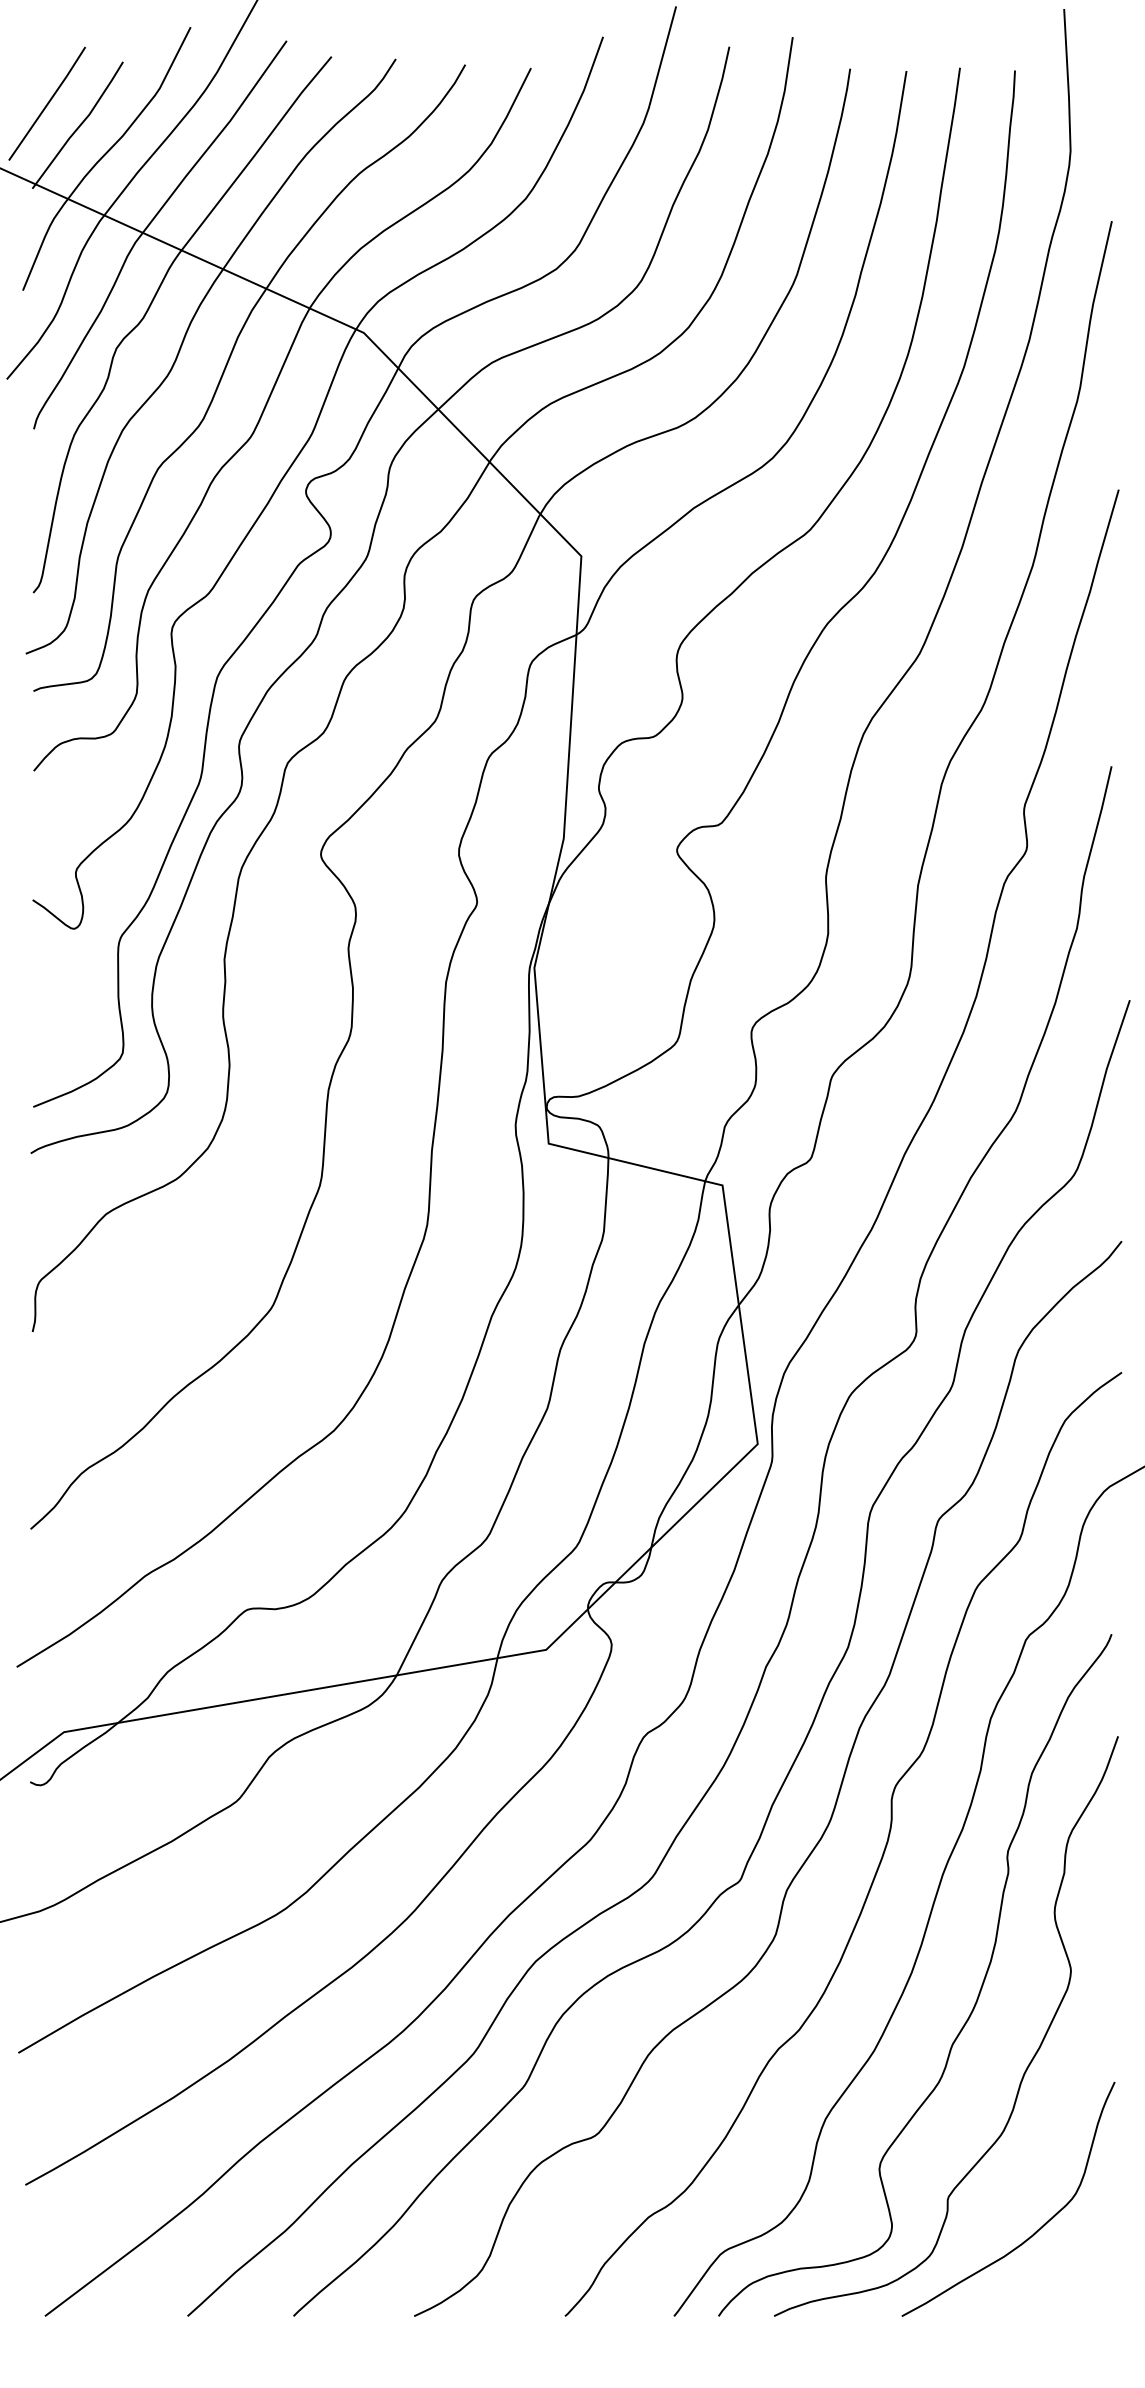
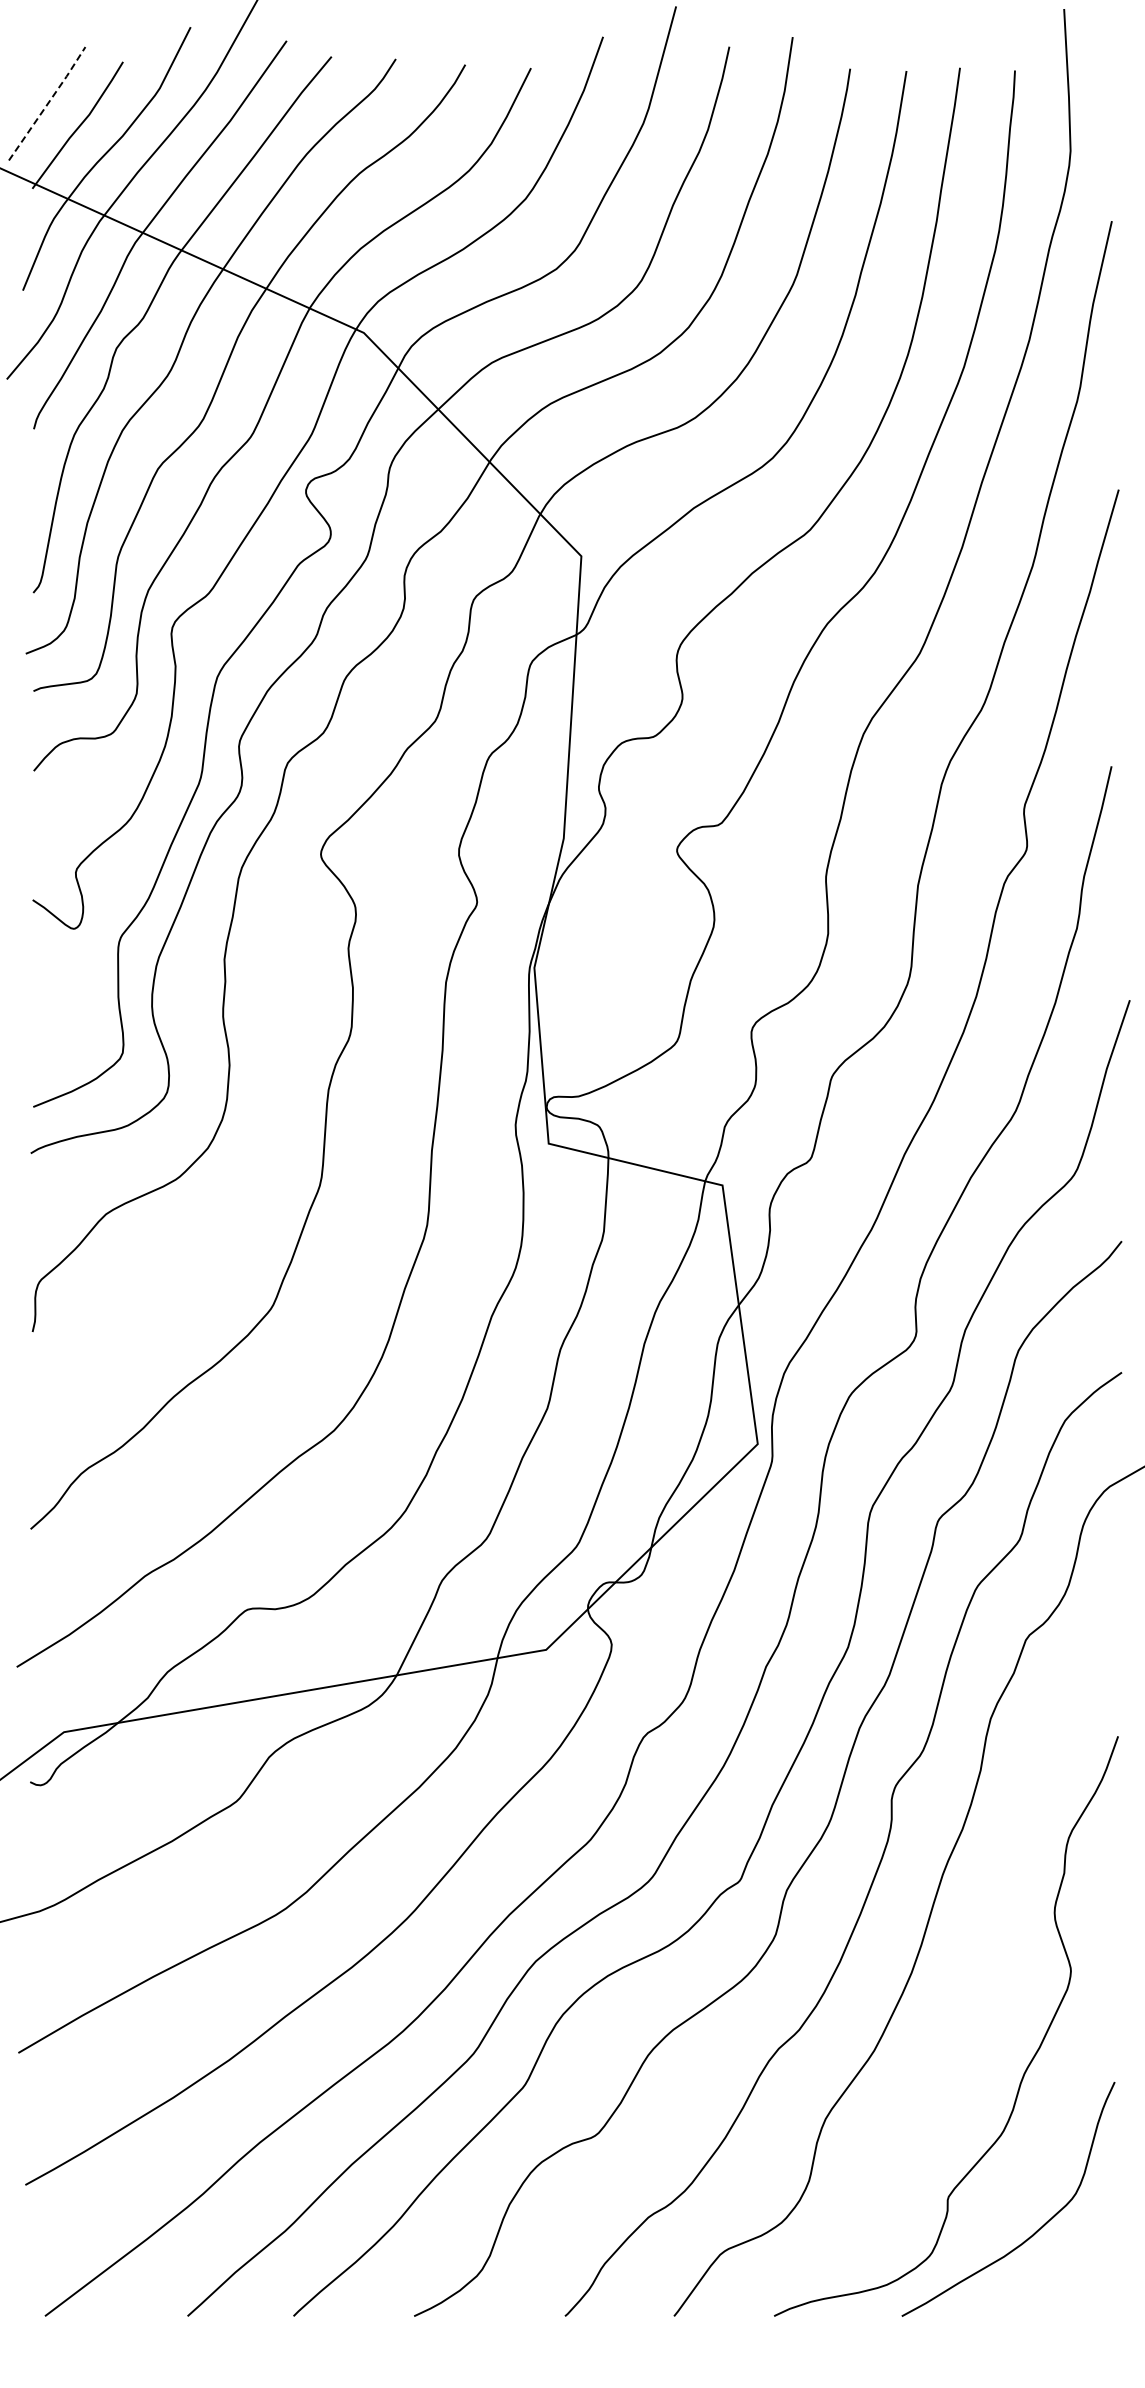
line: solid -> dashed (48, 103)
curve: present -> none (977, 1995)
